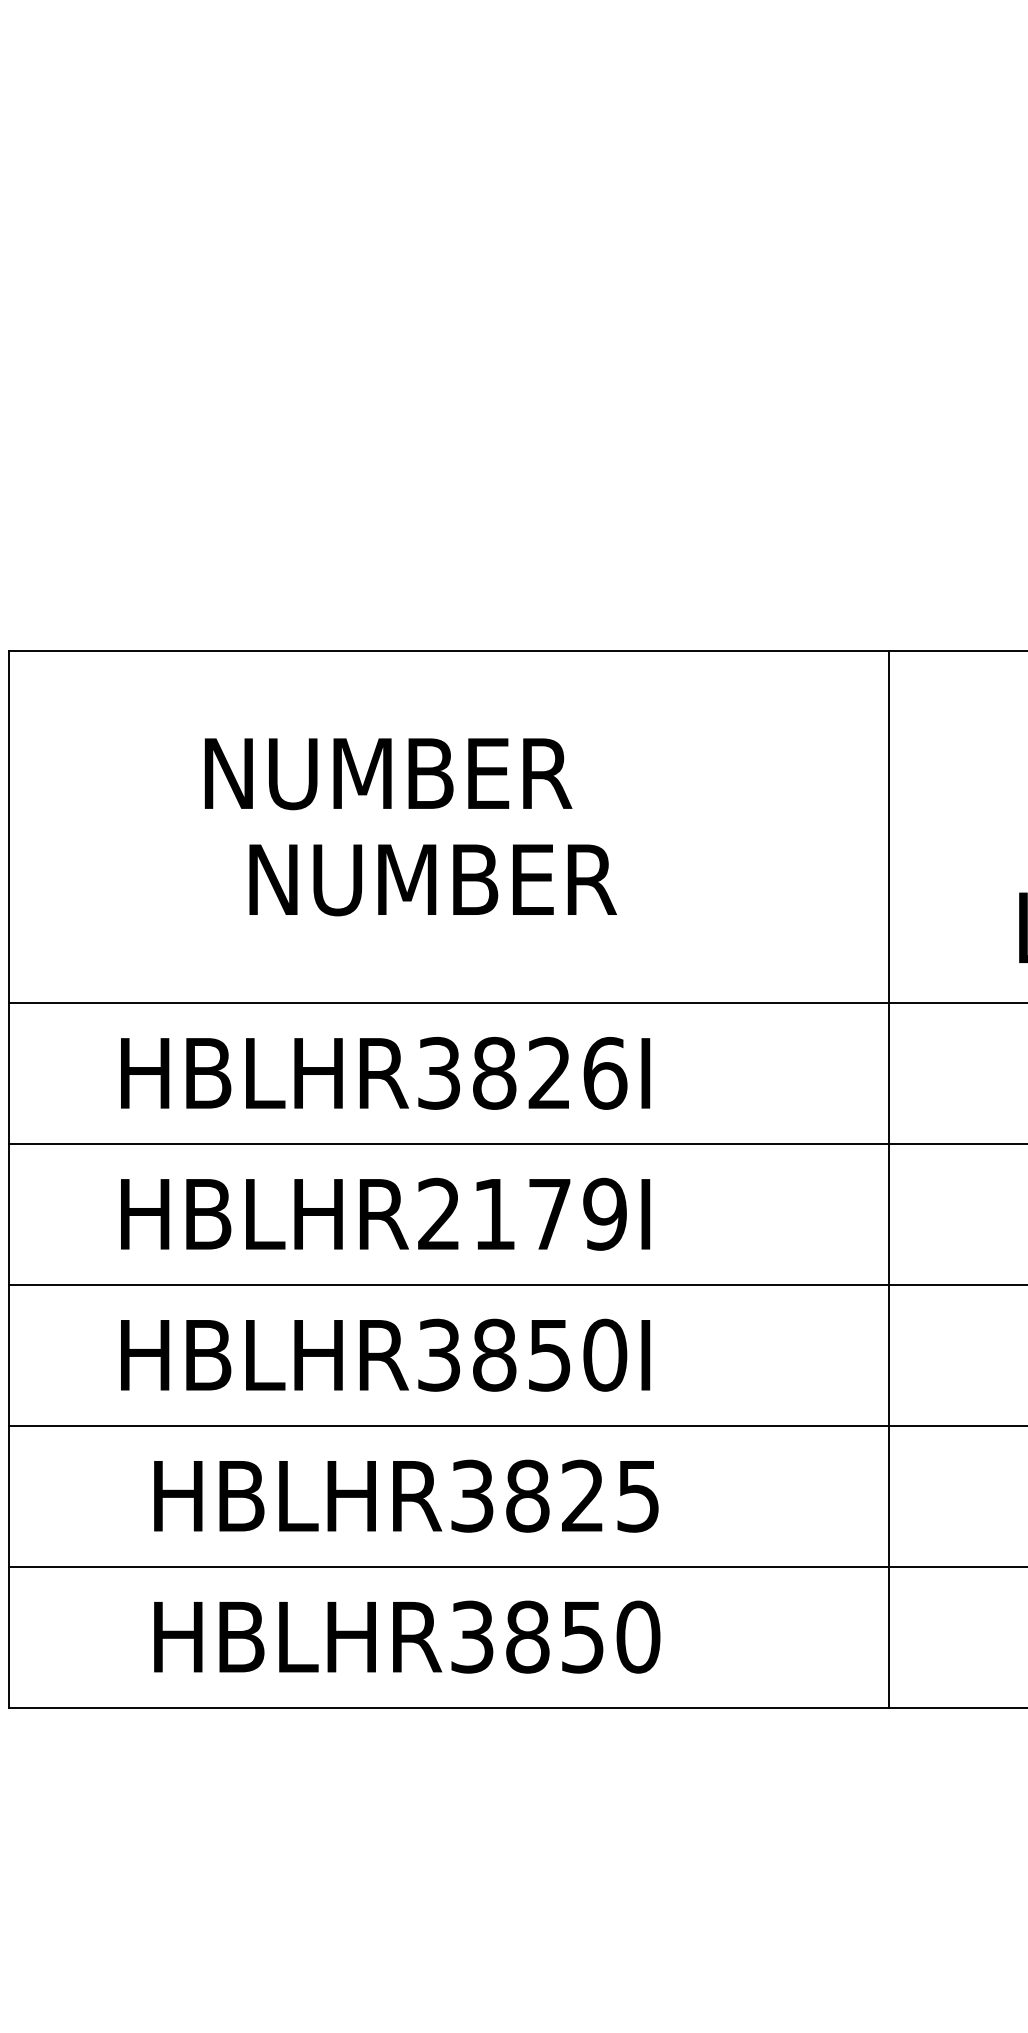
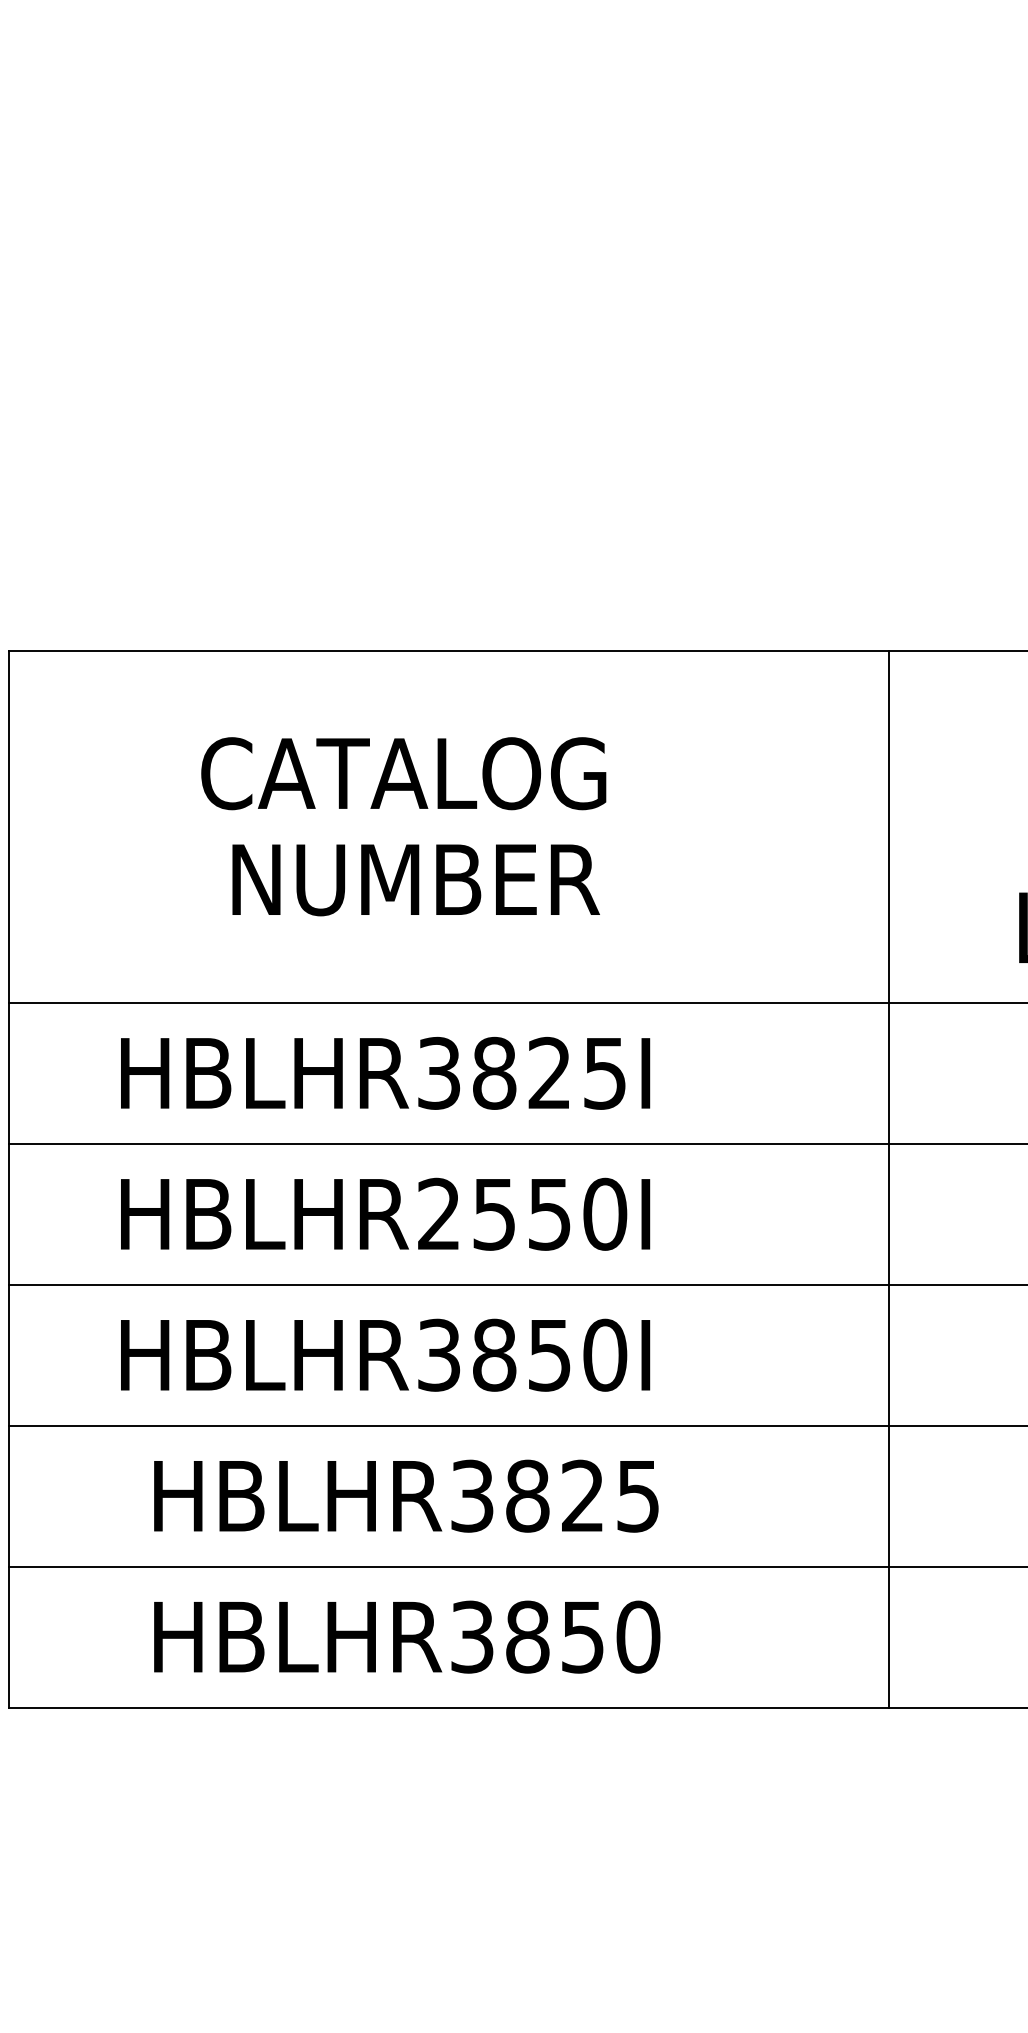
text: NUMBER -> CATALOG (403, 773)
text position: (432, 880) -> (415, 880) (415, 880)
text: HBLHR3826I -> HBLHR3825I (605, 1072)
text: HBLHR2179I -> HBLHR2550I (550, 1213)
